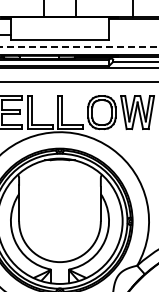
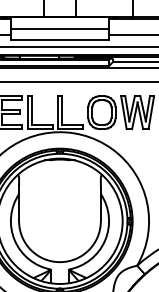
line: none -> present (59, 28)
line: none -> present (132, 35)
line: dashed -> solid (79, 47)
